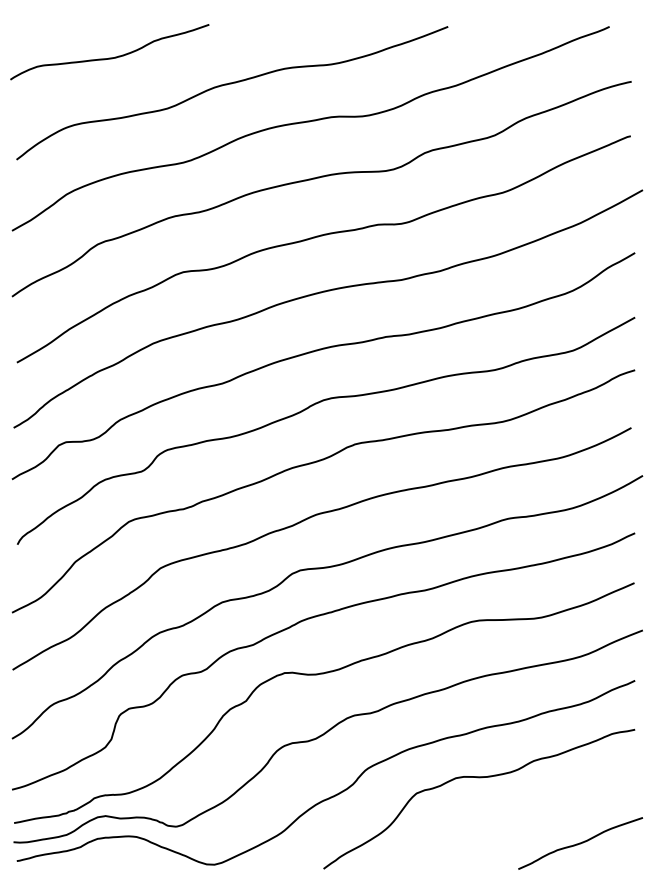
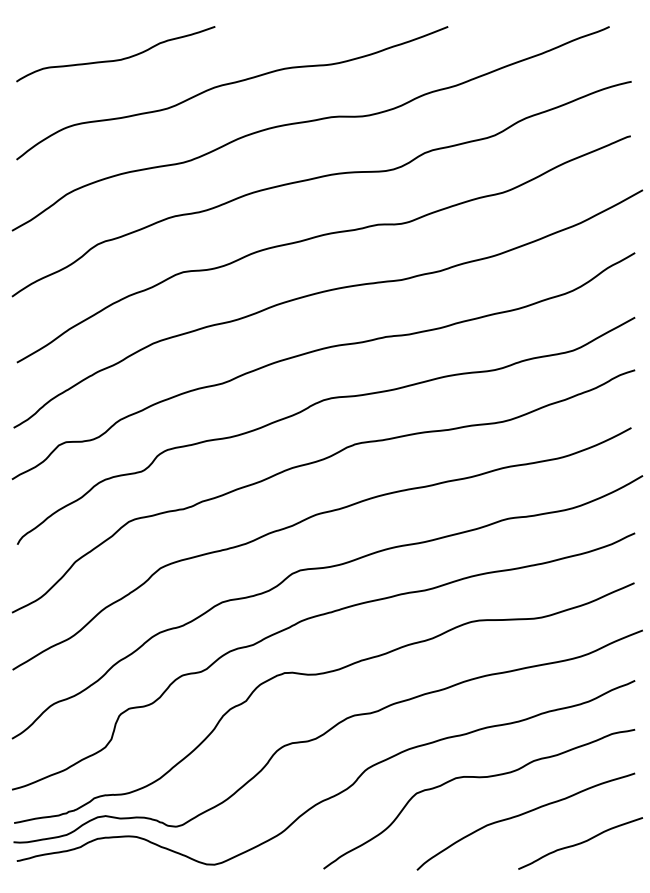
curve position: (109, 57) -> (115, 59) (115, 59)
curve: none -> present (522, 815)
